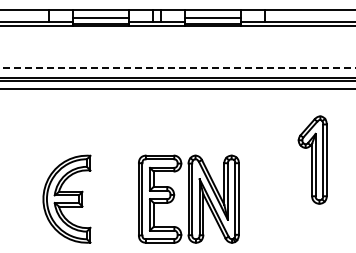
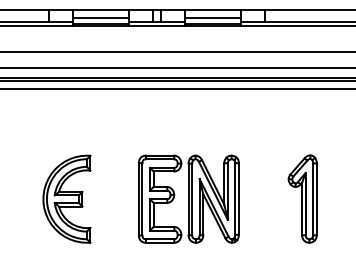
line: none -> present (177, 51)
line: dashed -> solid (177, 67)
part position: (312, 159) -> (302, 198) (302, 198)
